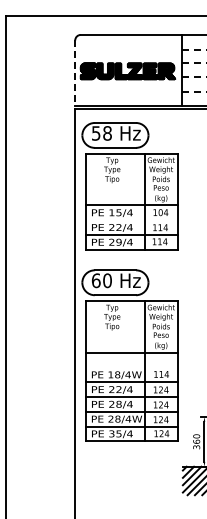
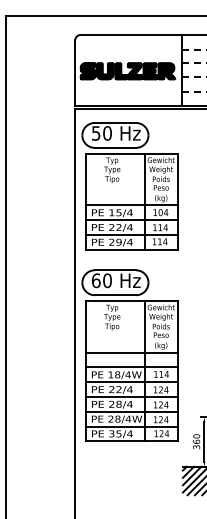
line: dashed -> solid (75, 73)
text: 58 -> 50 (107, 133)
line: none -> present (131, 220)
line: none -> present (131, 367)
